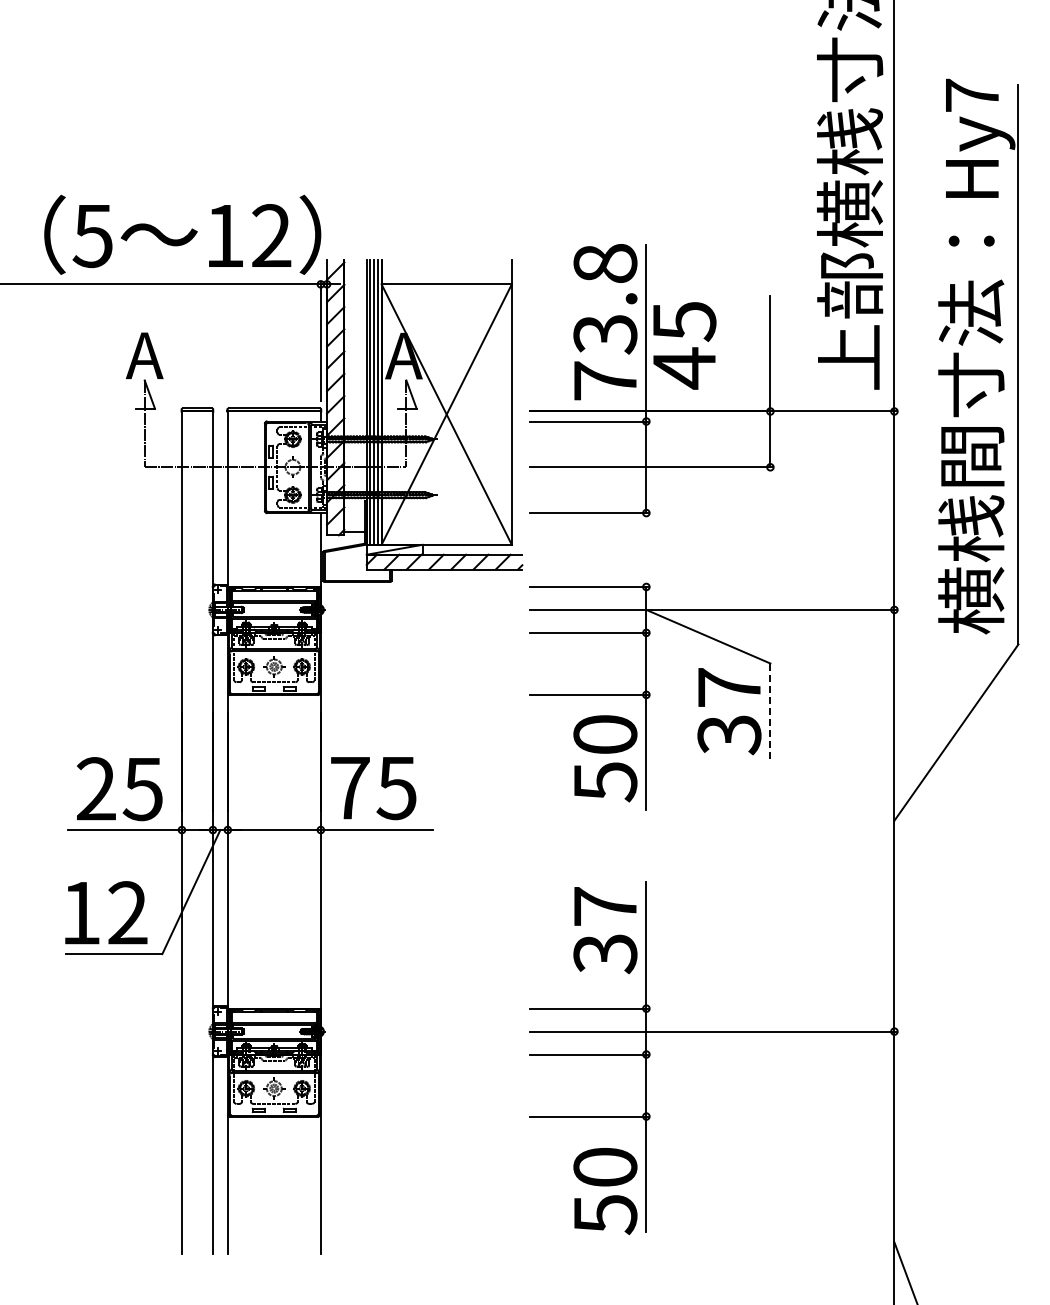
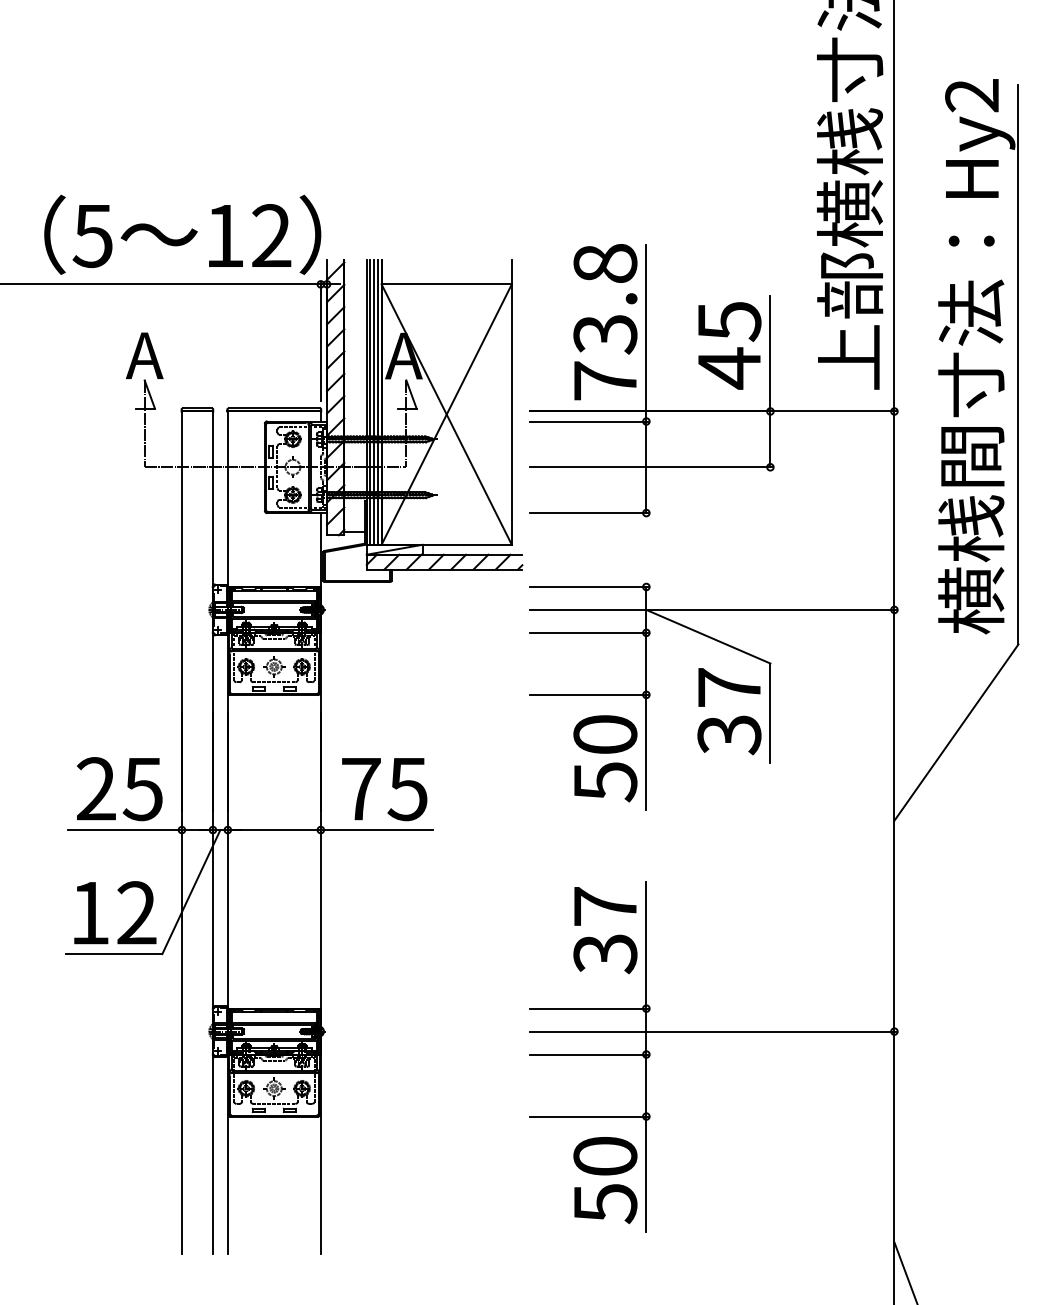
text: Hy7 -> Hy2 (971, 95)
text position: (684, 345) -> (729, 345) (729, 345)
line: dashed -> solid (770, 713)
text position: (373, 788) -> (384, 789) (384, 789)
text position: (106, 912) -> (115, 912) (115, 912)
text position: (605, 1191) -> (605, 1180) (605, 1180)
